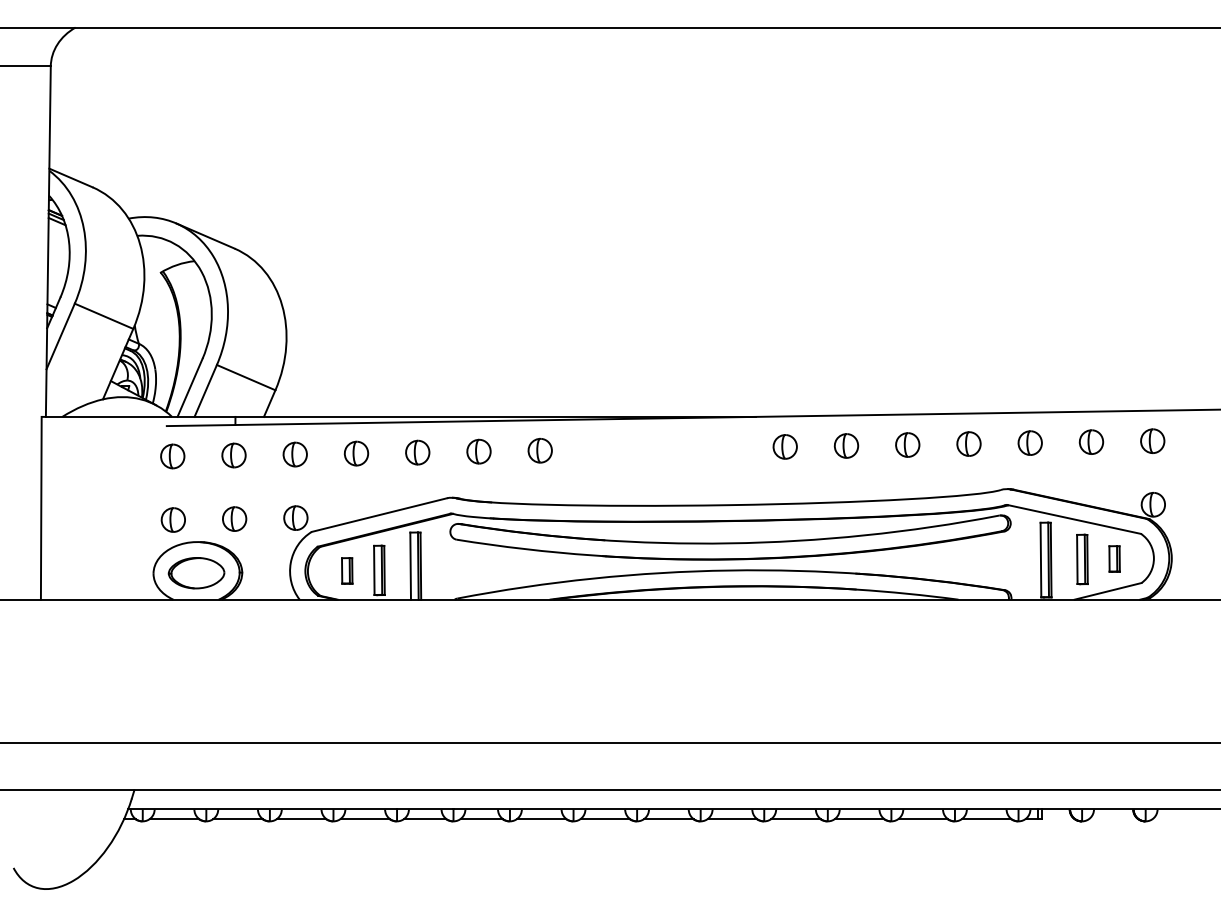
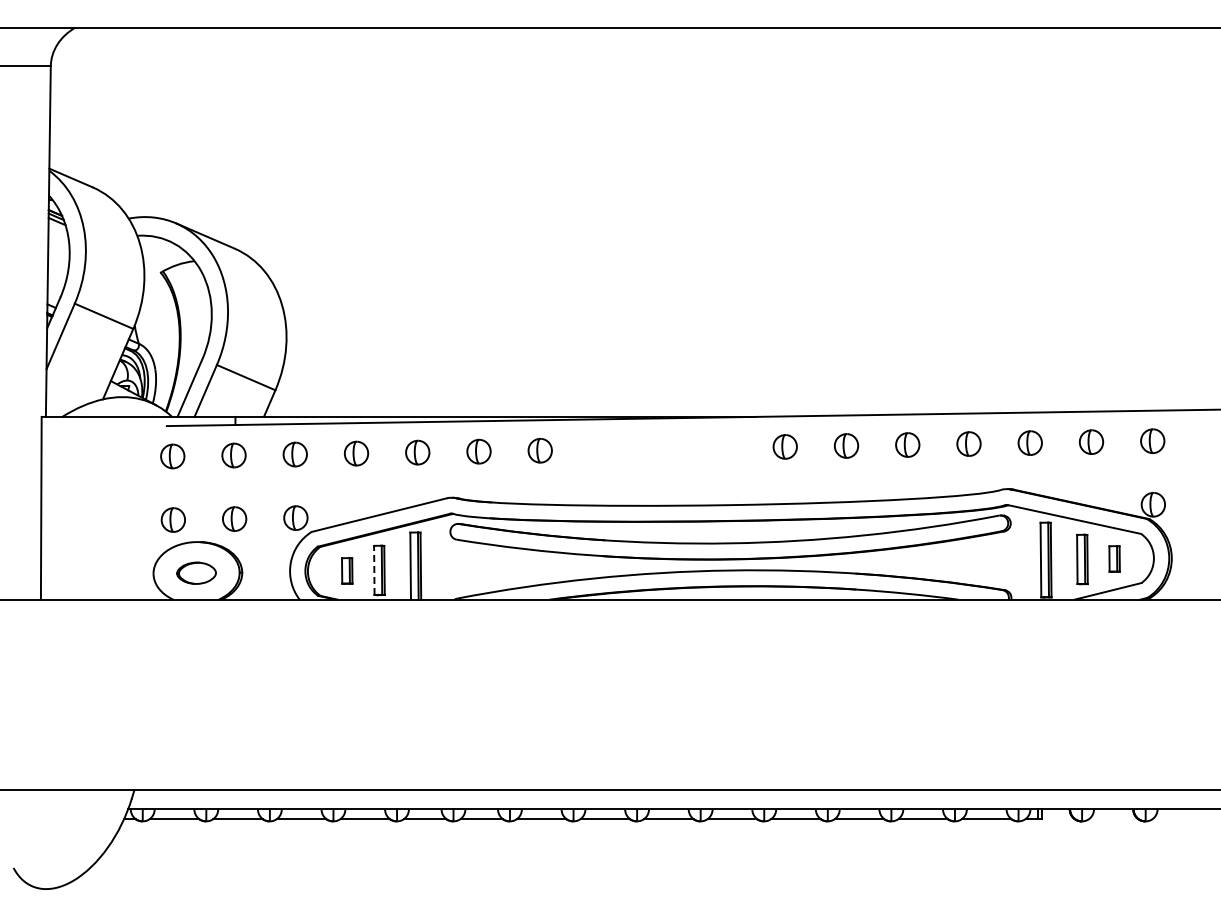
line: solid -> dashed (374, 570)
part size: 59x33 px -> 41x24 px (196, 572)
line: present -> none (609, 742)
